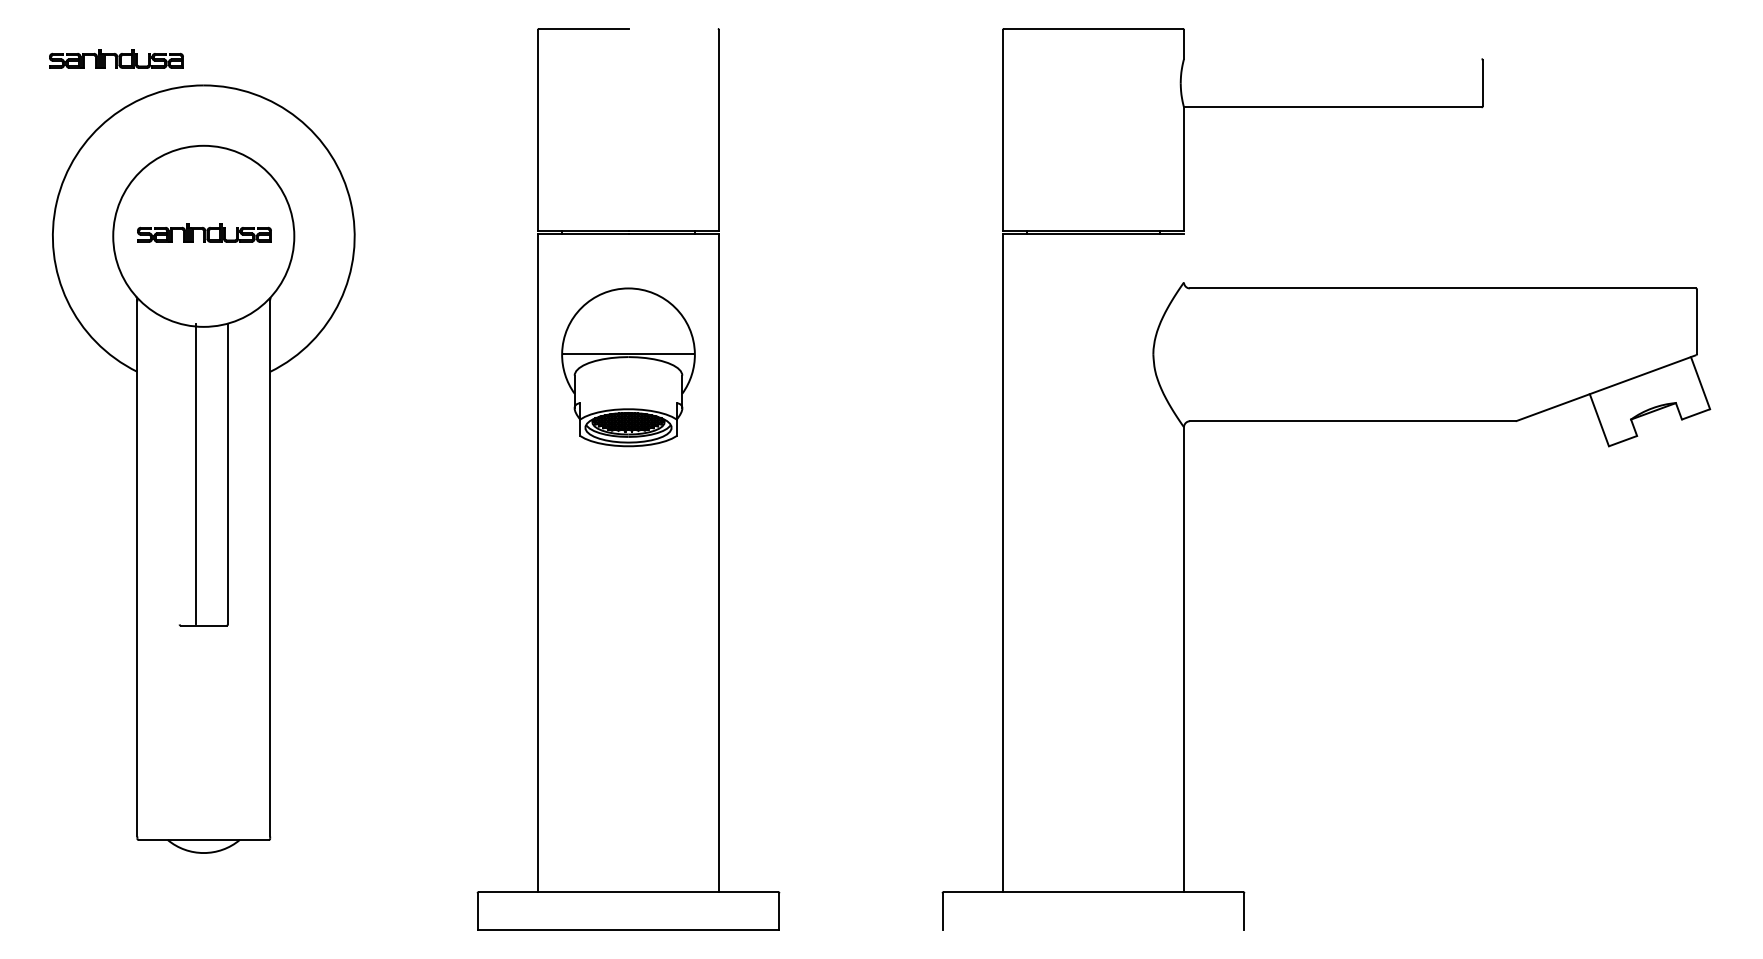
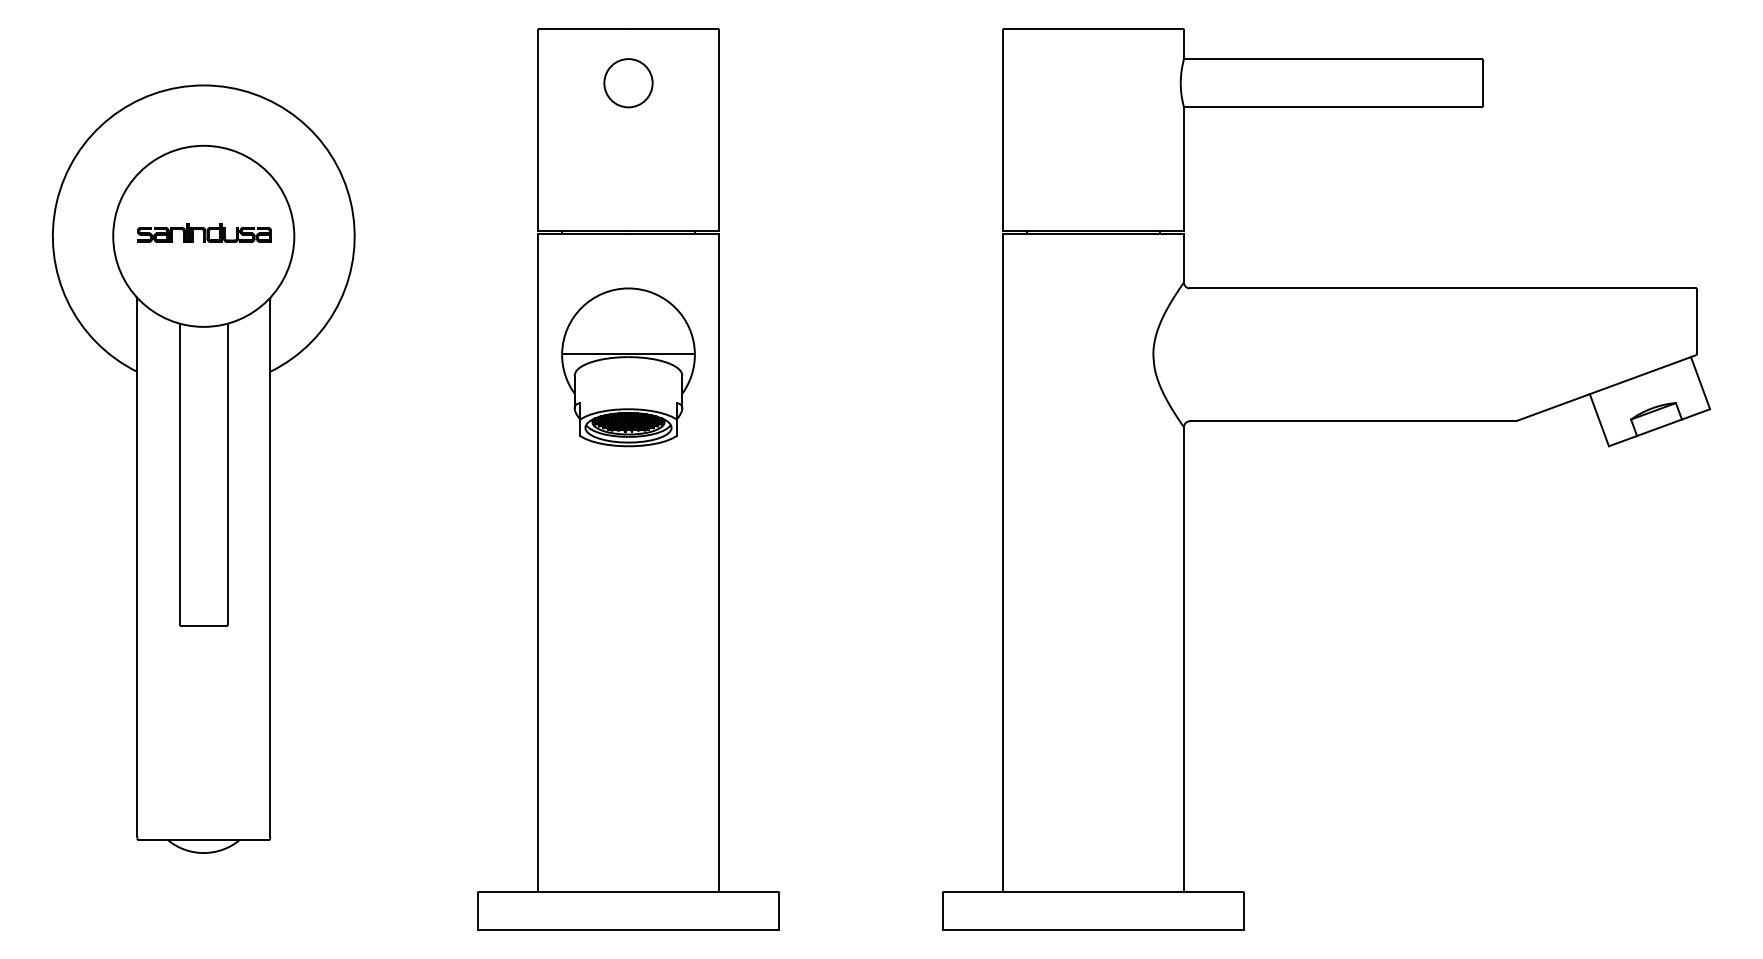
line: none -> present (672, 28)
part: present -> none (116, 58)
line: none -> present (1332, 59)
circle: none -> present (628, 83)
line: none -> present (1184, 258)
line: none -> present (1659, 427)
line position: (195, 473) -> (179, 473) (179, 473)
line: none -> present (1093, 930)
